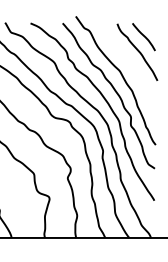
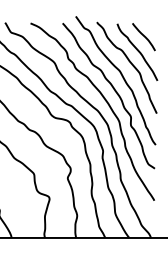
curve: none -> present (130, 63)
